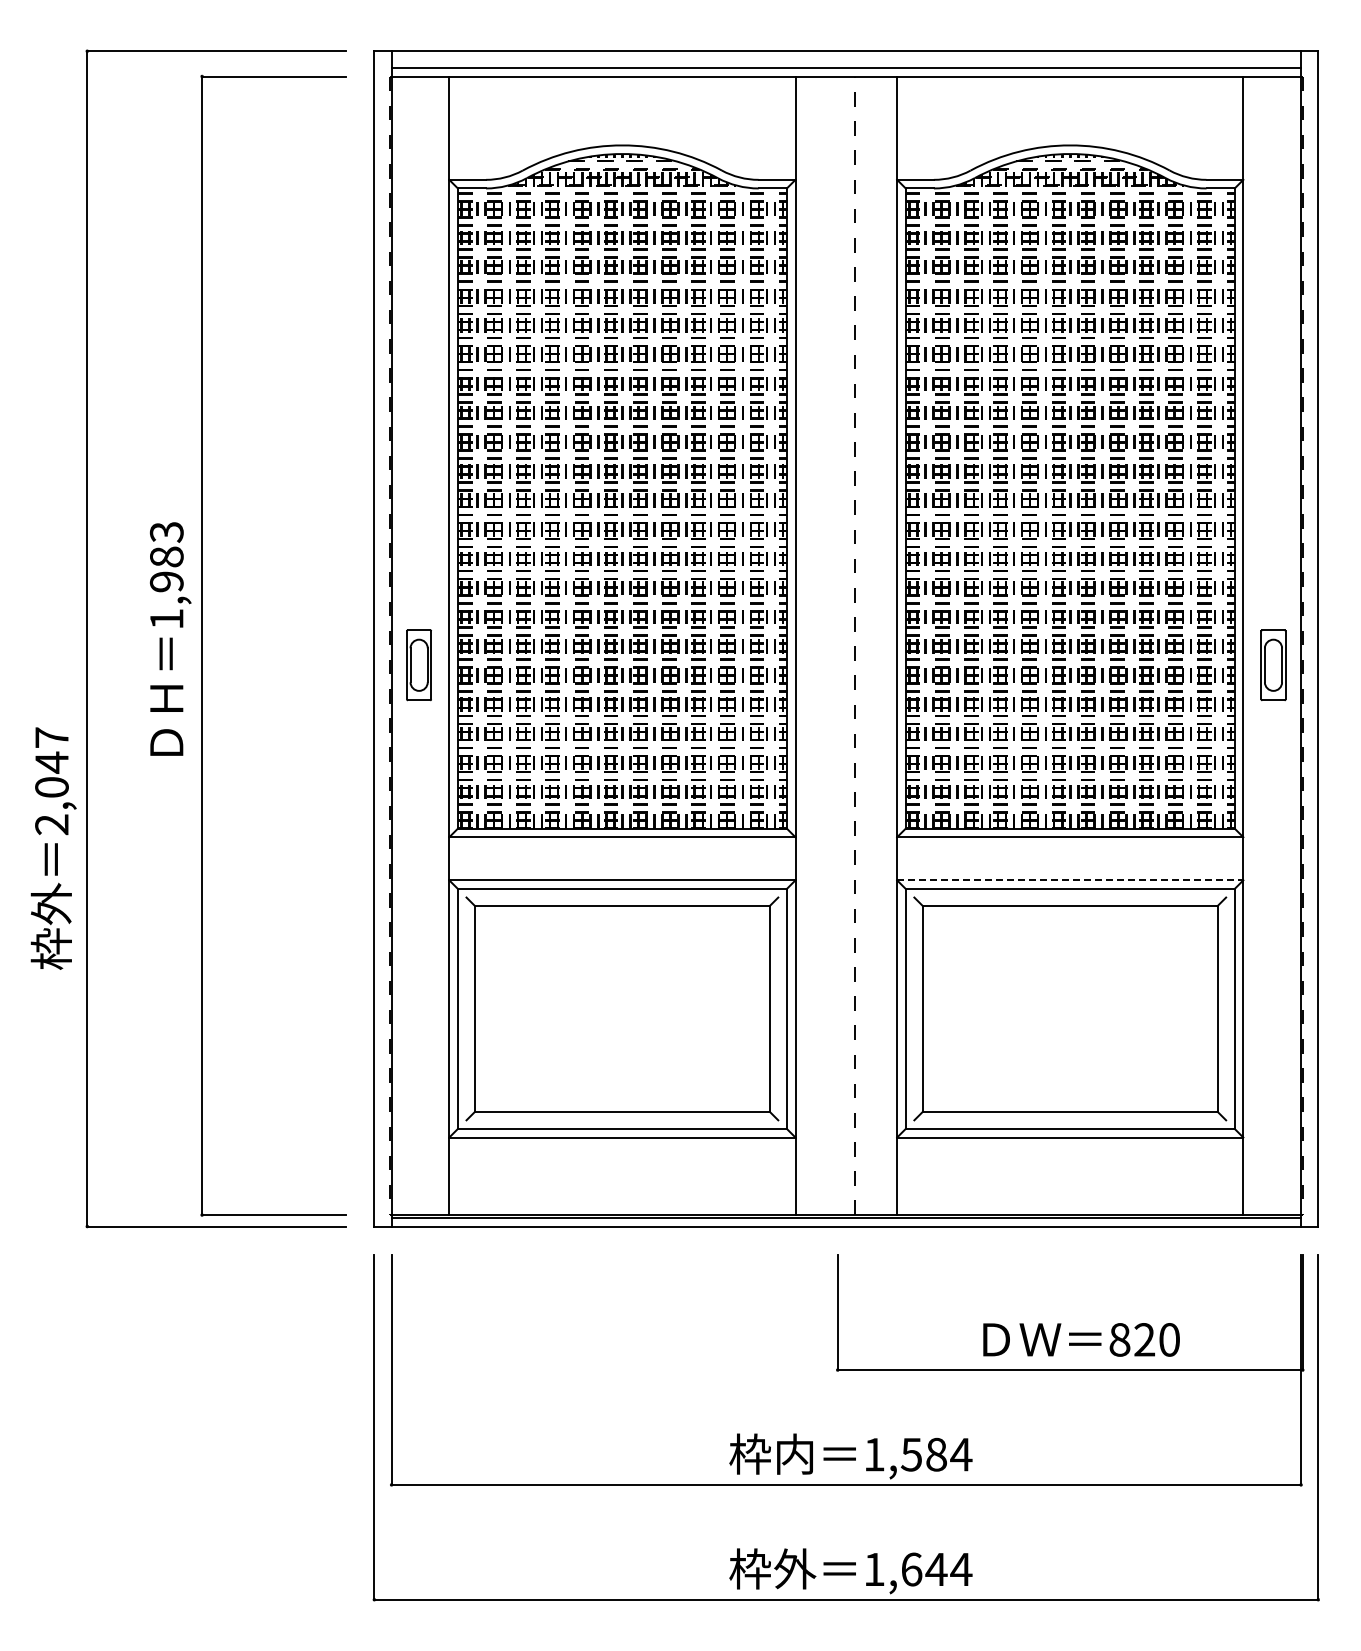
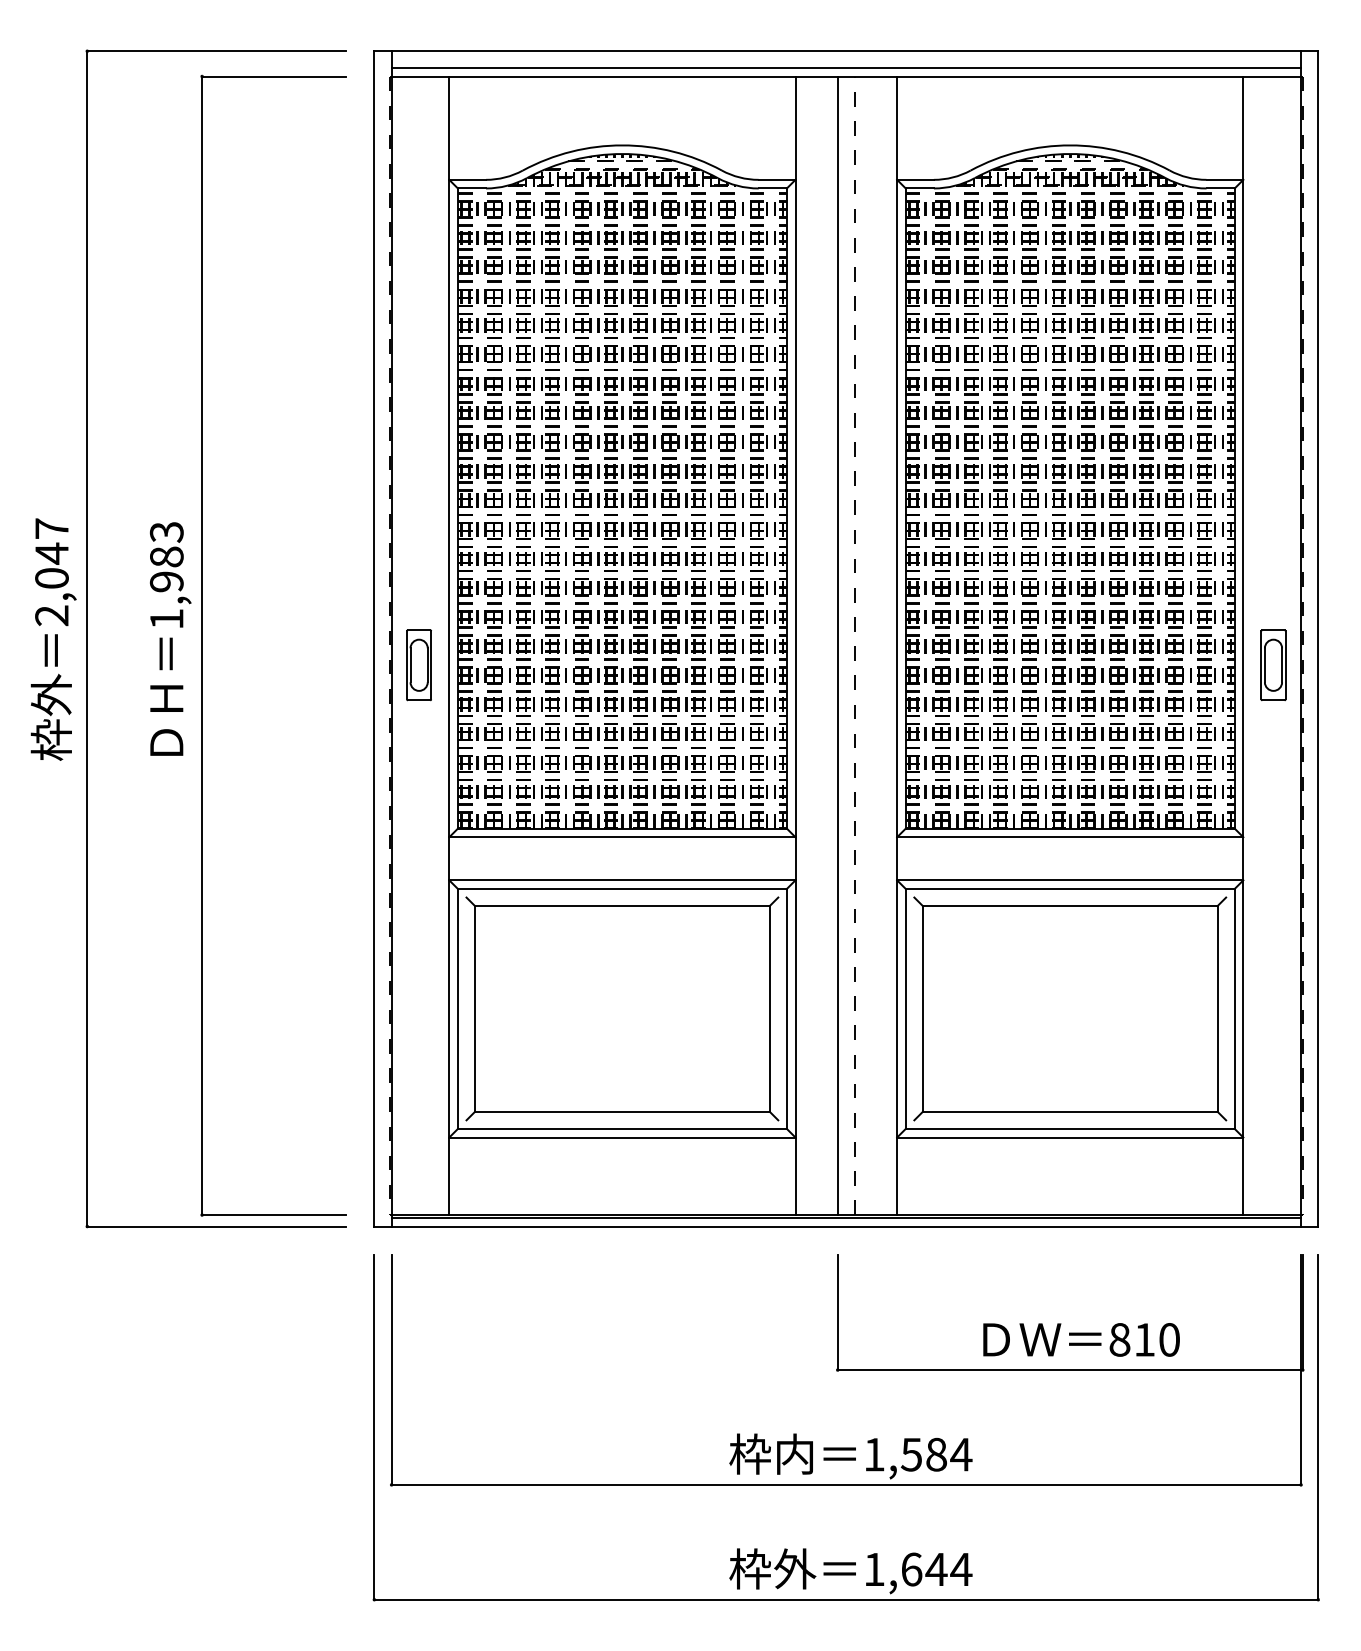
line: none -> present (837, 645)
text position: (53, 848) -> (53, 639) (53, 639)
line: dashed -> solid (1070, 880)
text: 820 -> 810 (1144, 1339)
